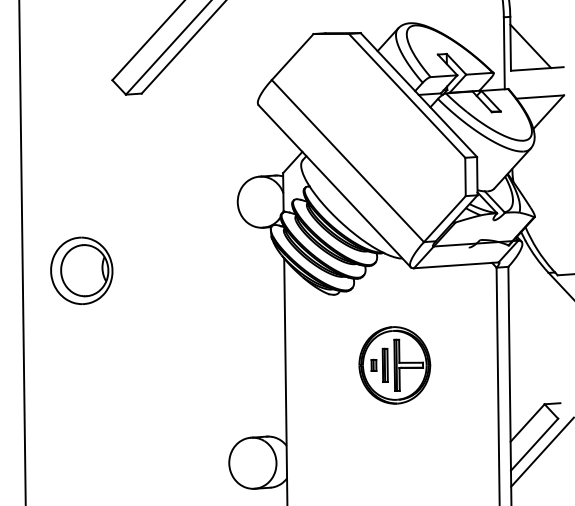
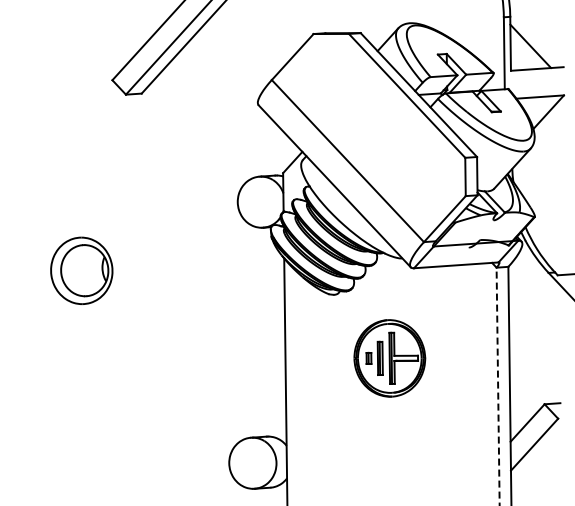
line: present -> none (22, 252)
part position: (394, 365) -> (389, 358) (389, 358)
line: solid -> dashed (498, 386)
line: present -> none (541, 452)
